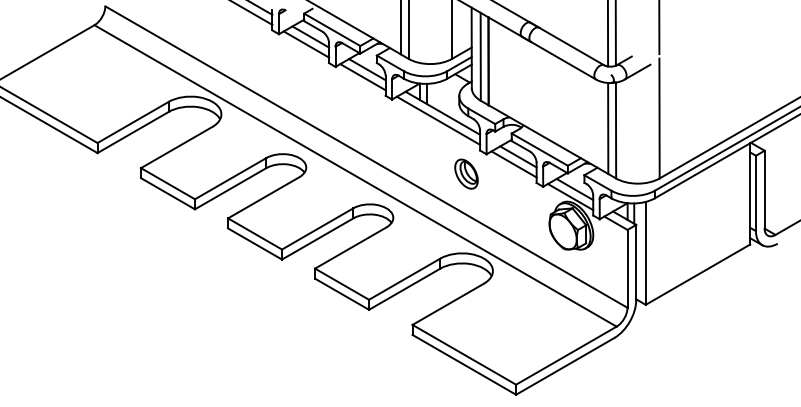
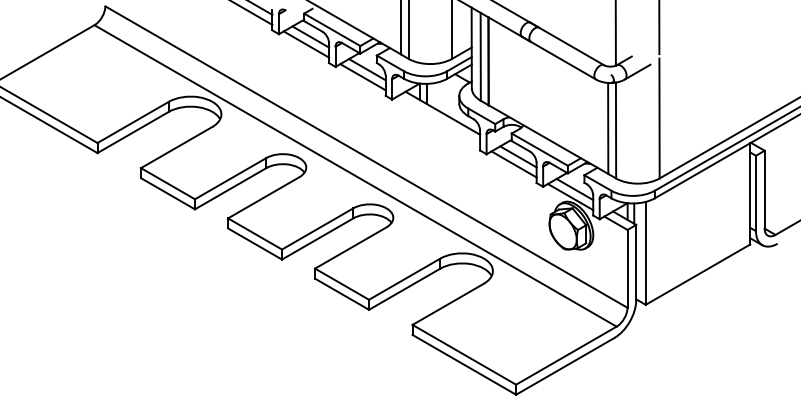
line: present -> none (607, 34)
line: present -> none (438, 120)
part: present -> none (466, 173)
